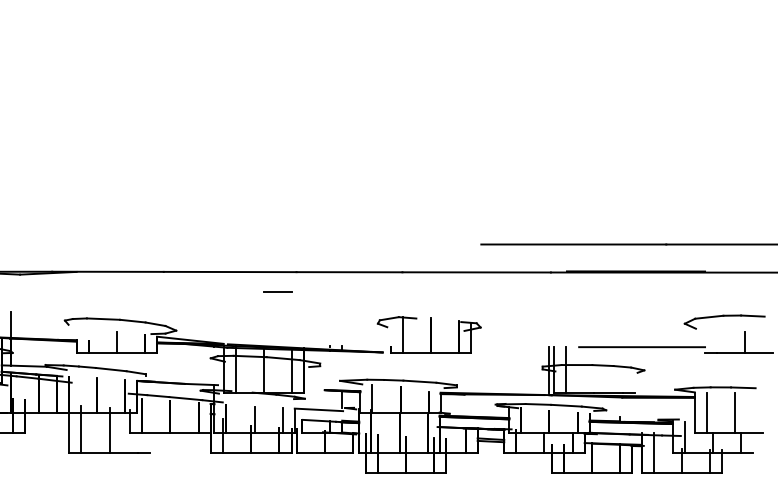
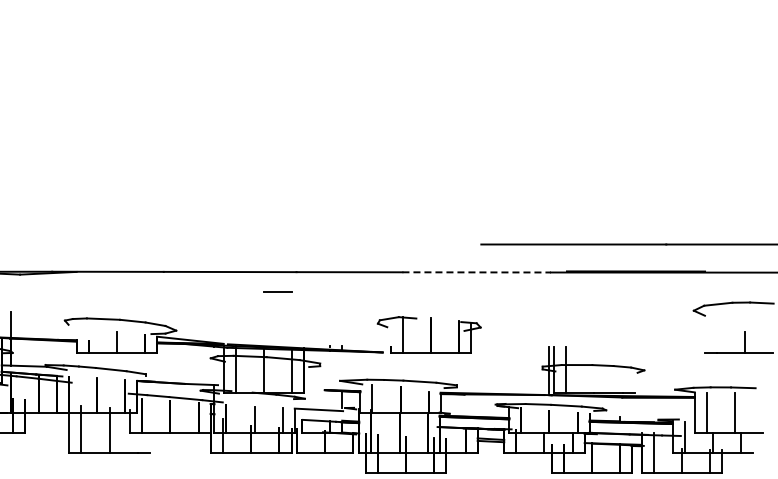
line: solid -> dashed (477, 272)
part position: (724, 321) -> (733, 308) (733, 308)
line: present -> none (642, 347)
